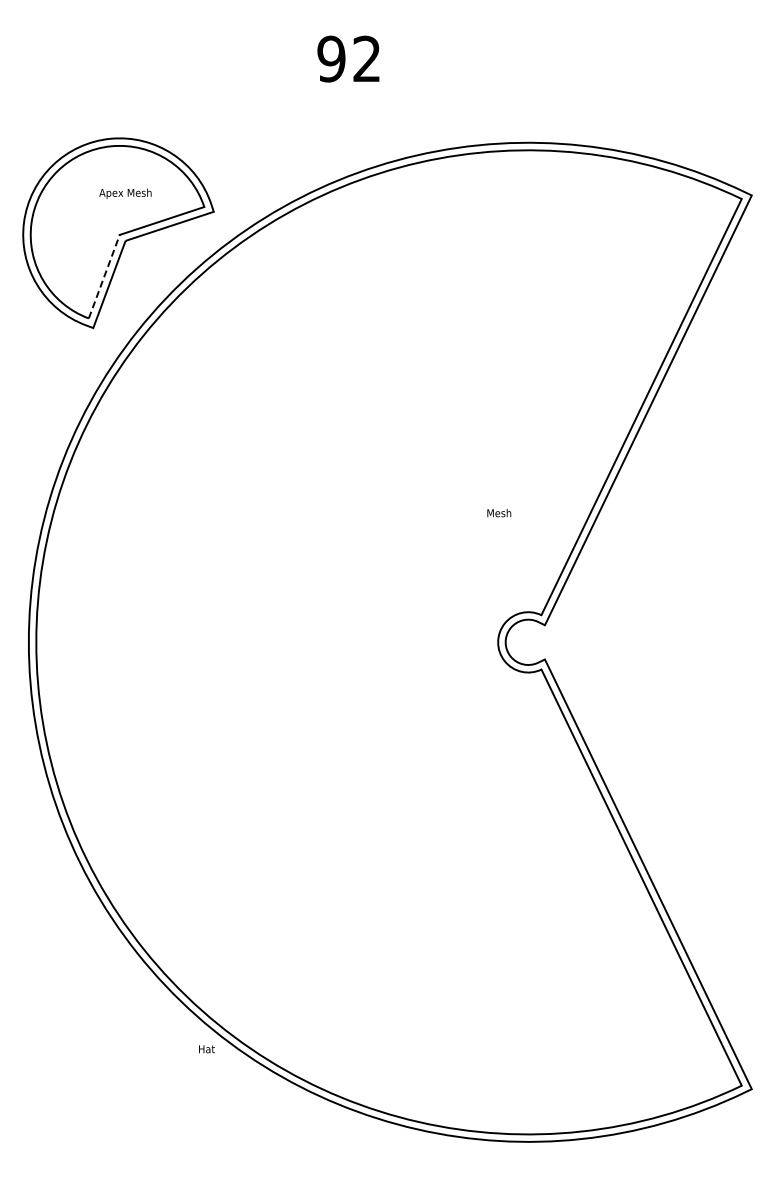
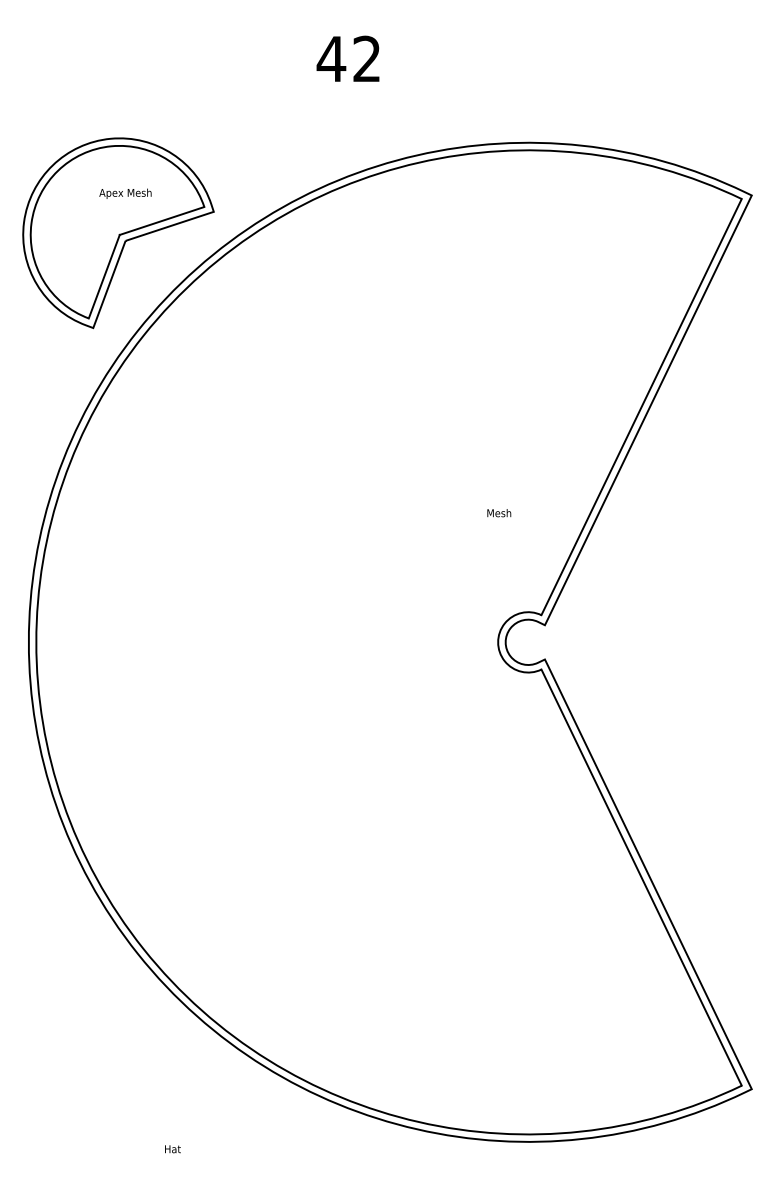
text: 92 -> 42 (331, 58)
line: dashed -> solid (104, 276)
text position: (206, 1049) -> (172, 1149) (172, 1149)
